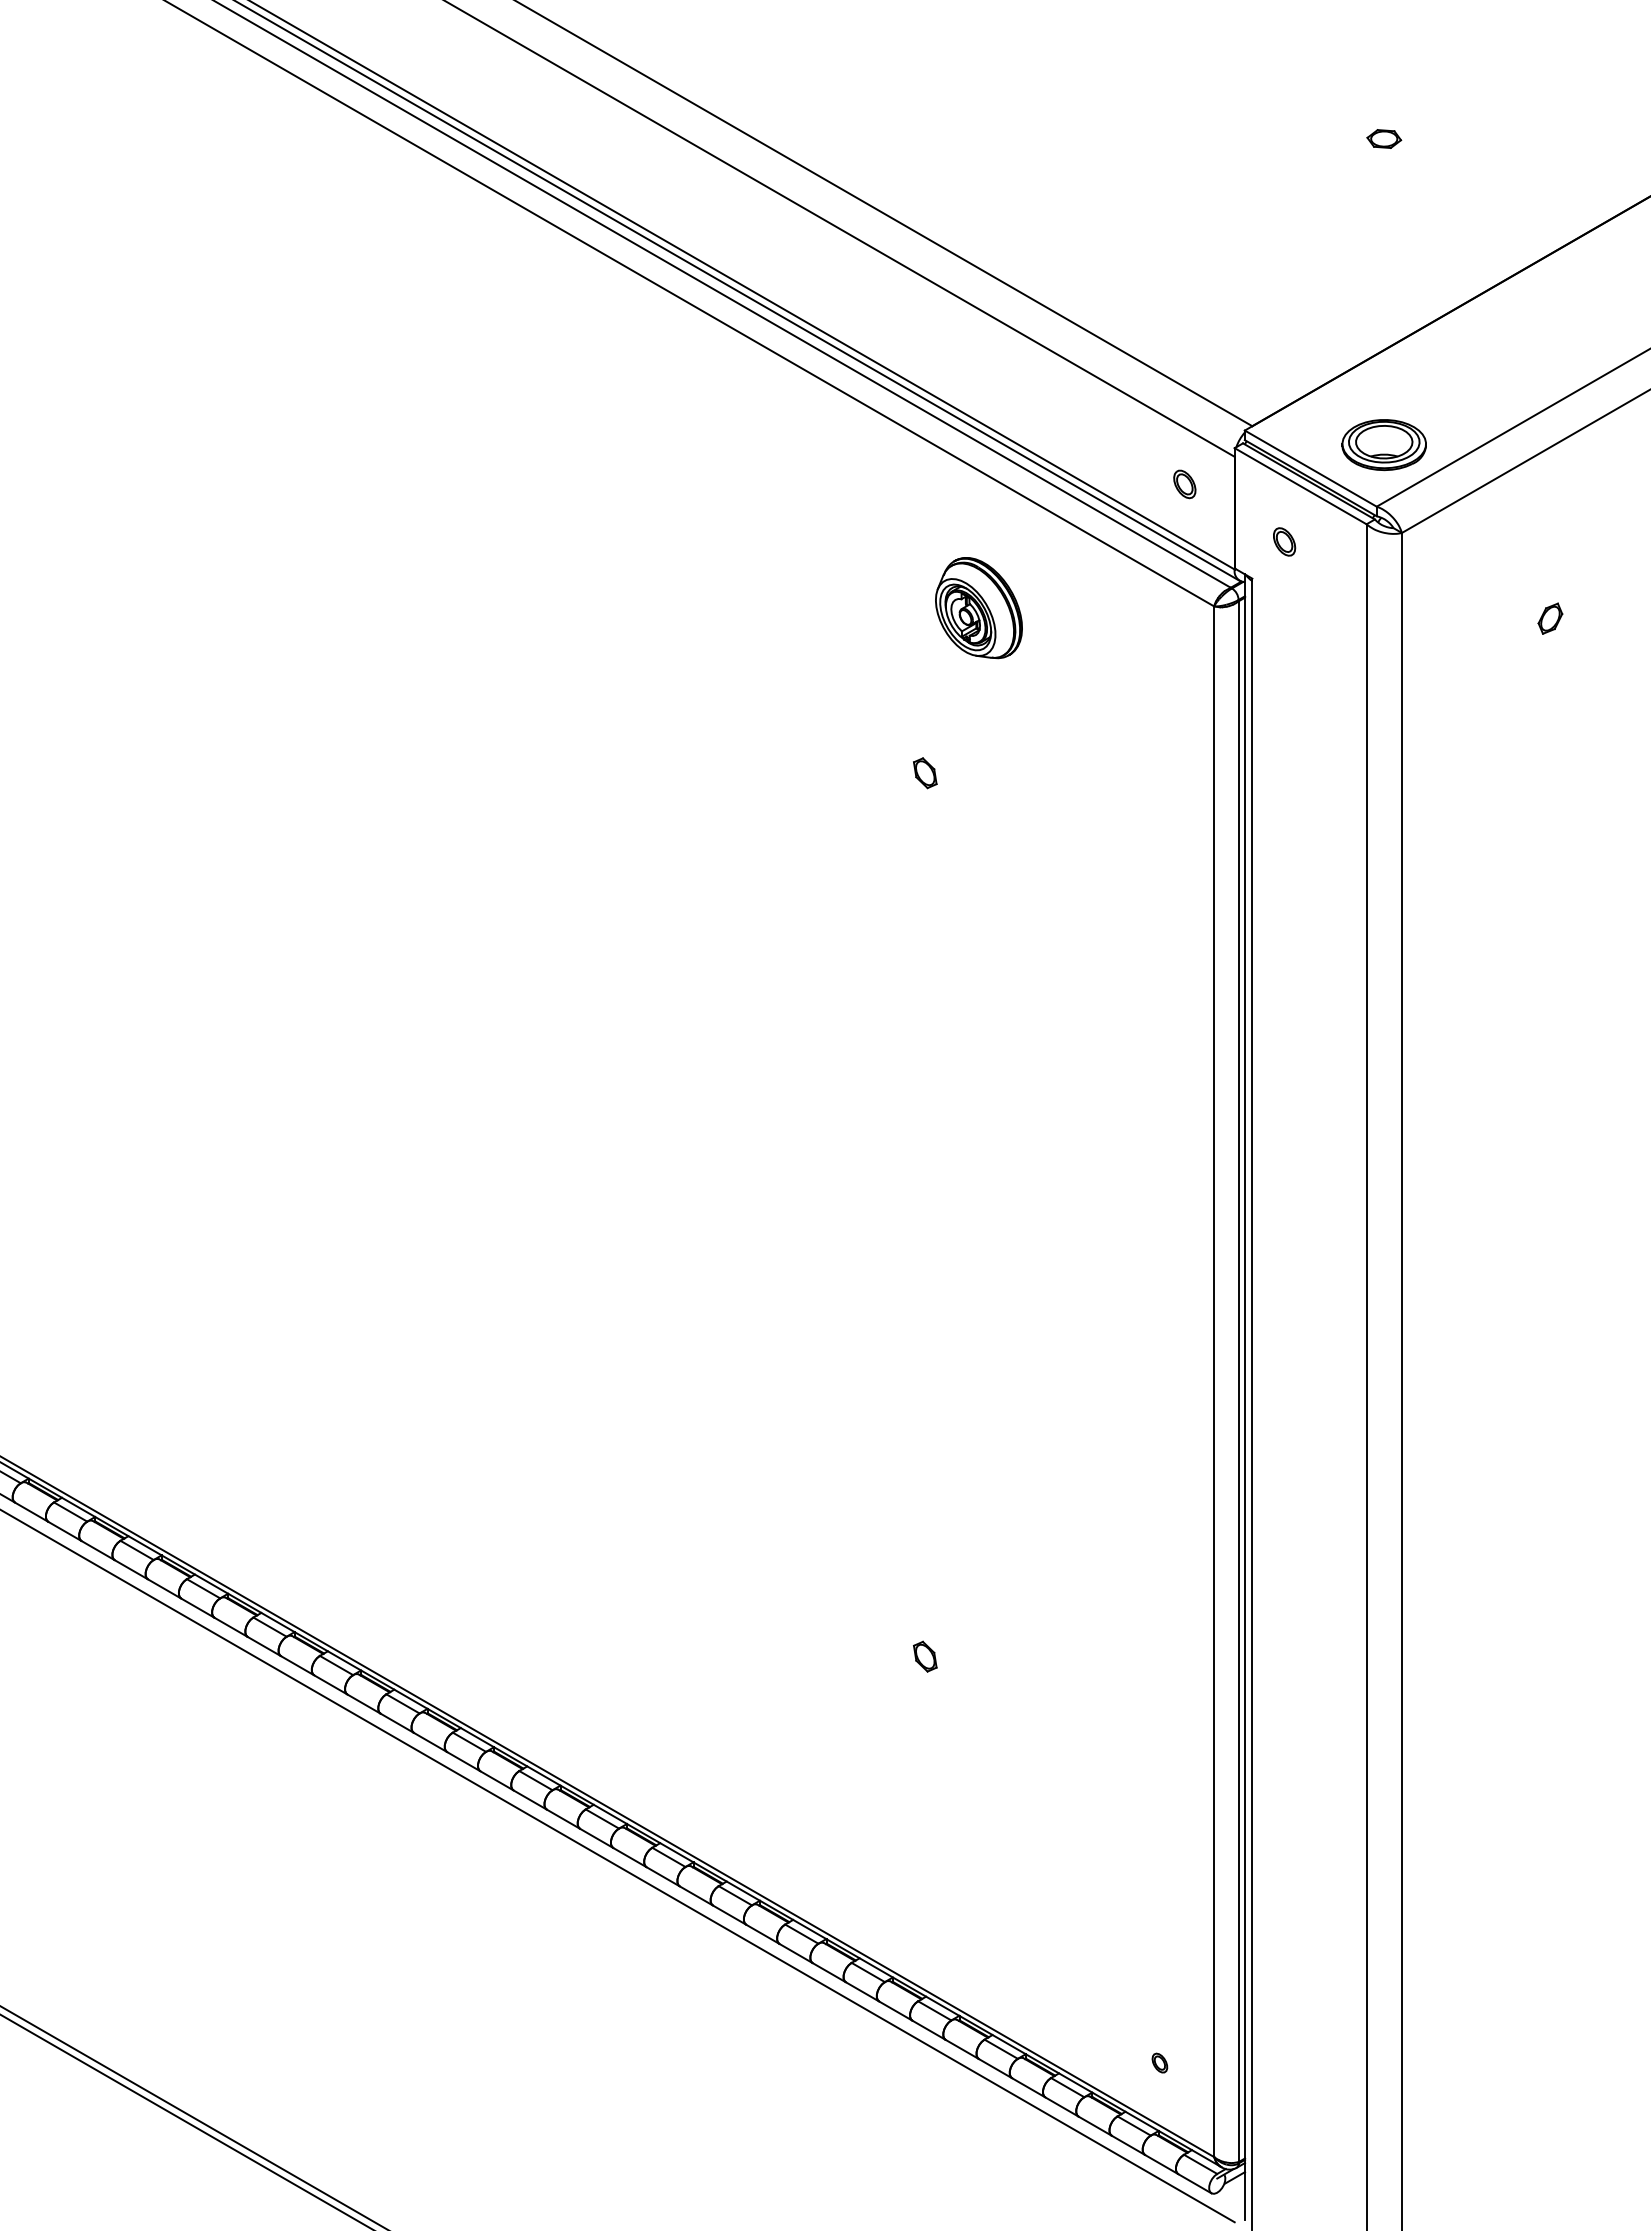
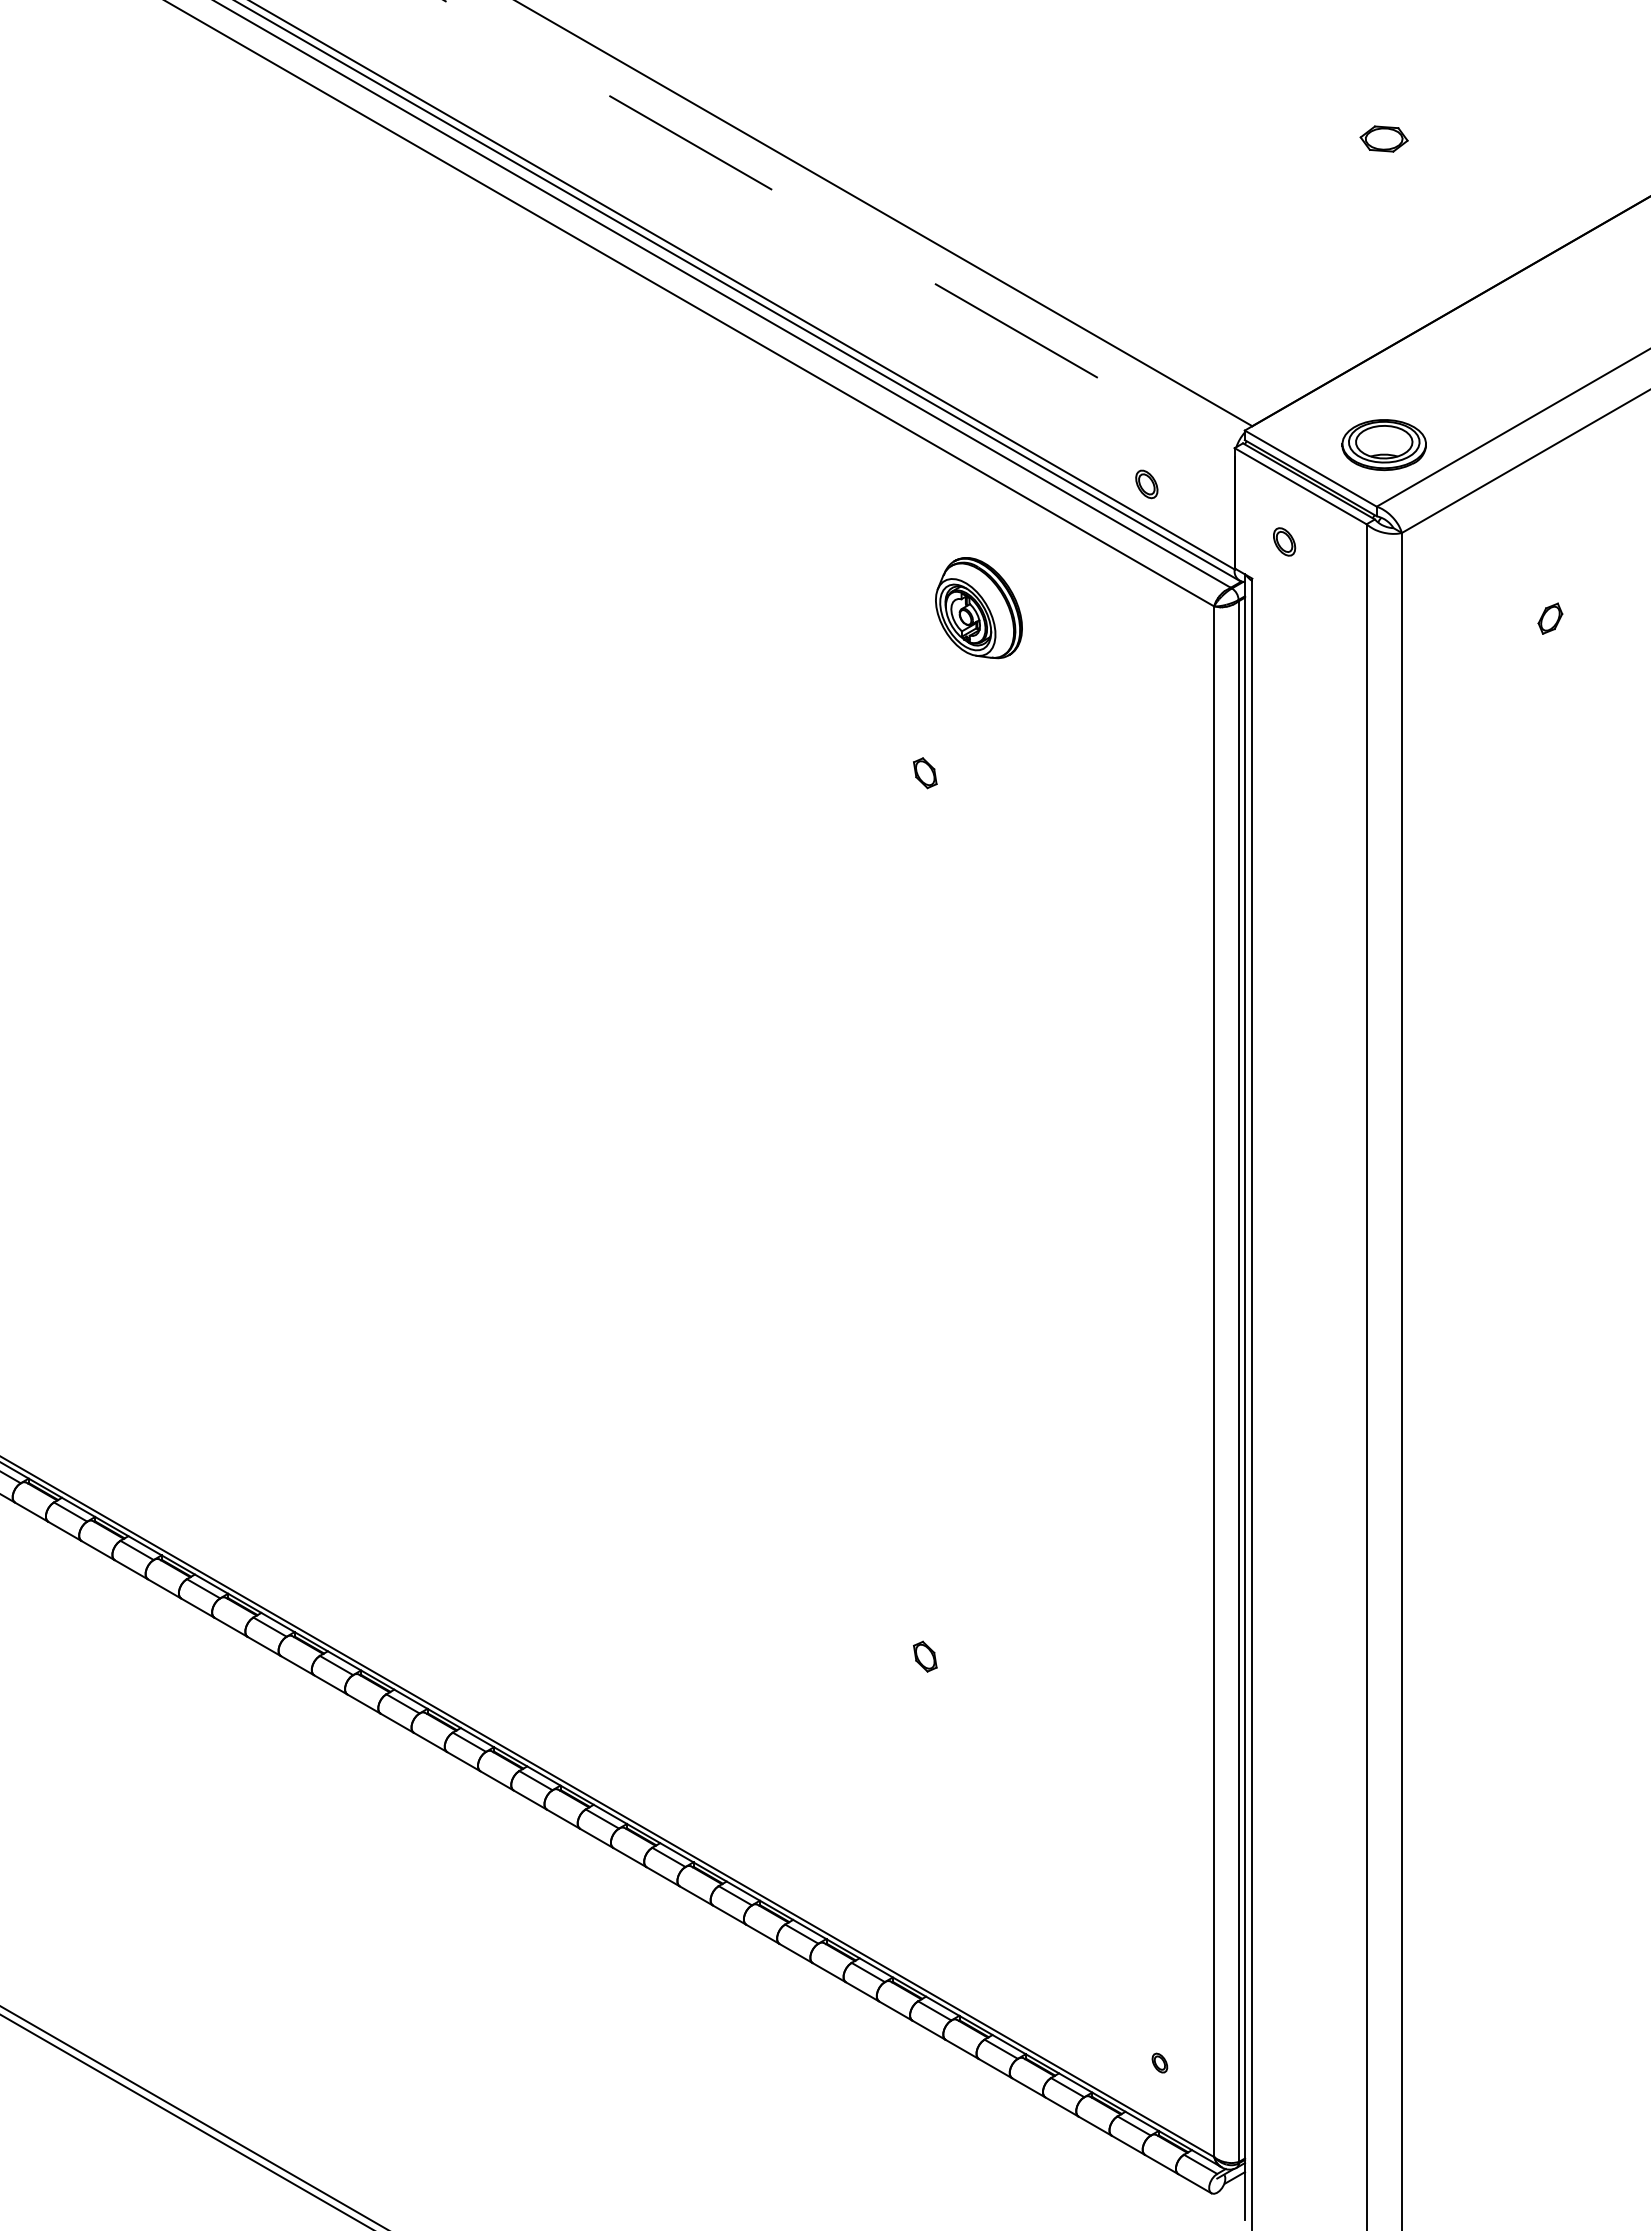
part size: 37x20 px -> 50x28 px (1383, 138)
line: solid -> dashed (839, 228)
part position: (1184, 484) -> (1146, 484) (1146, 484)
line: present -> none (618, 1866)
